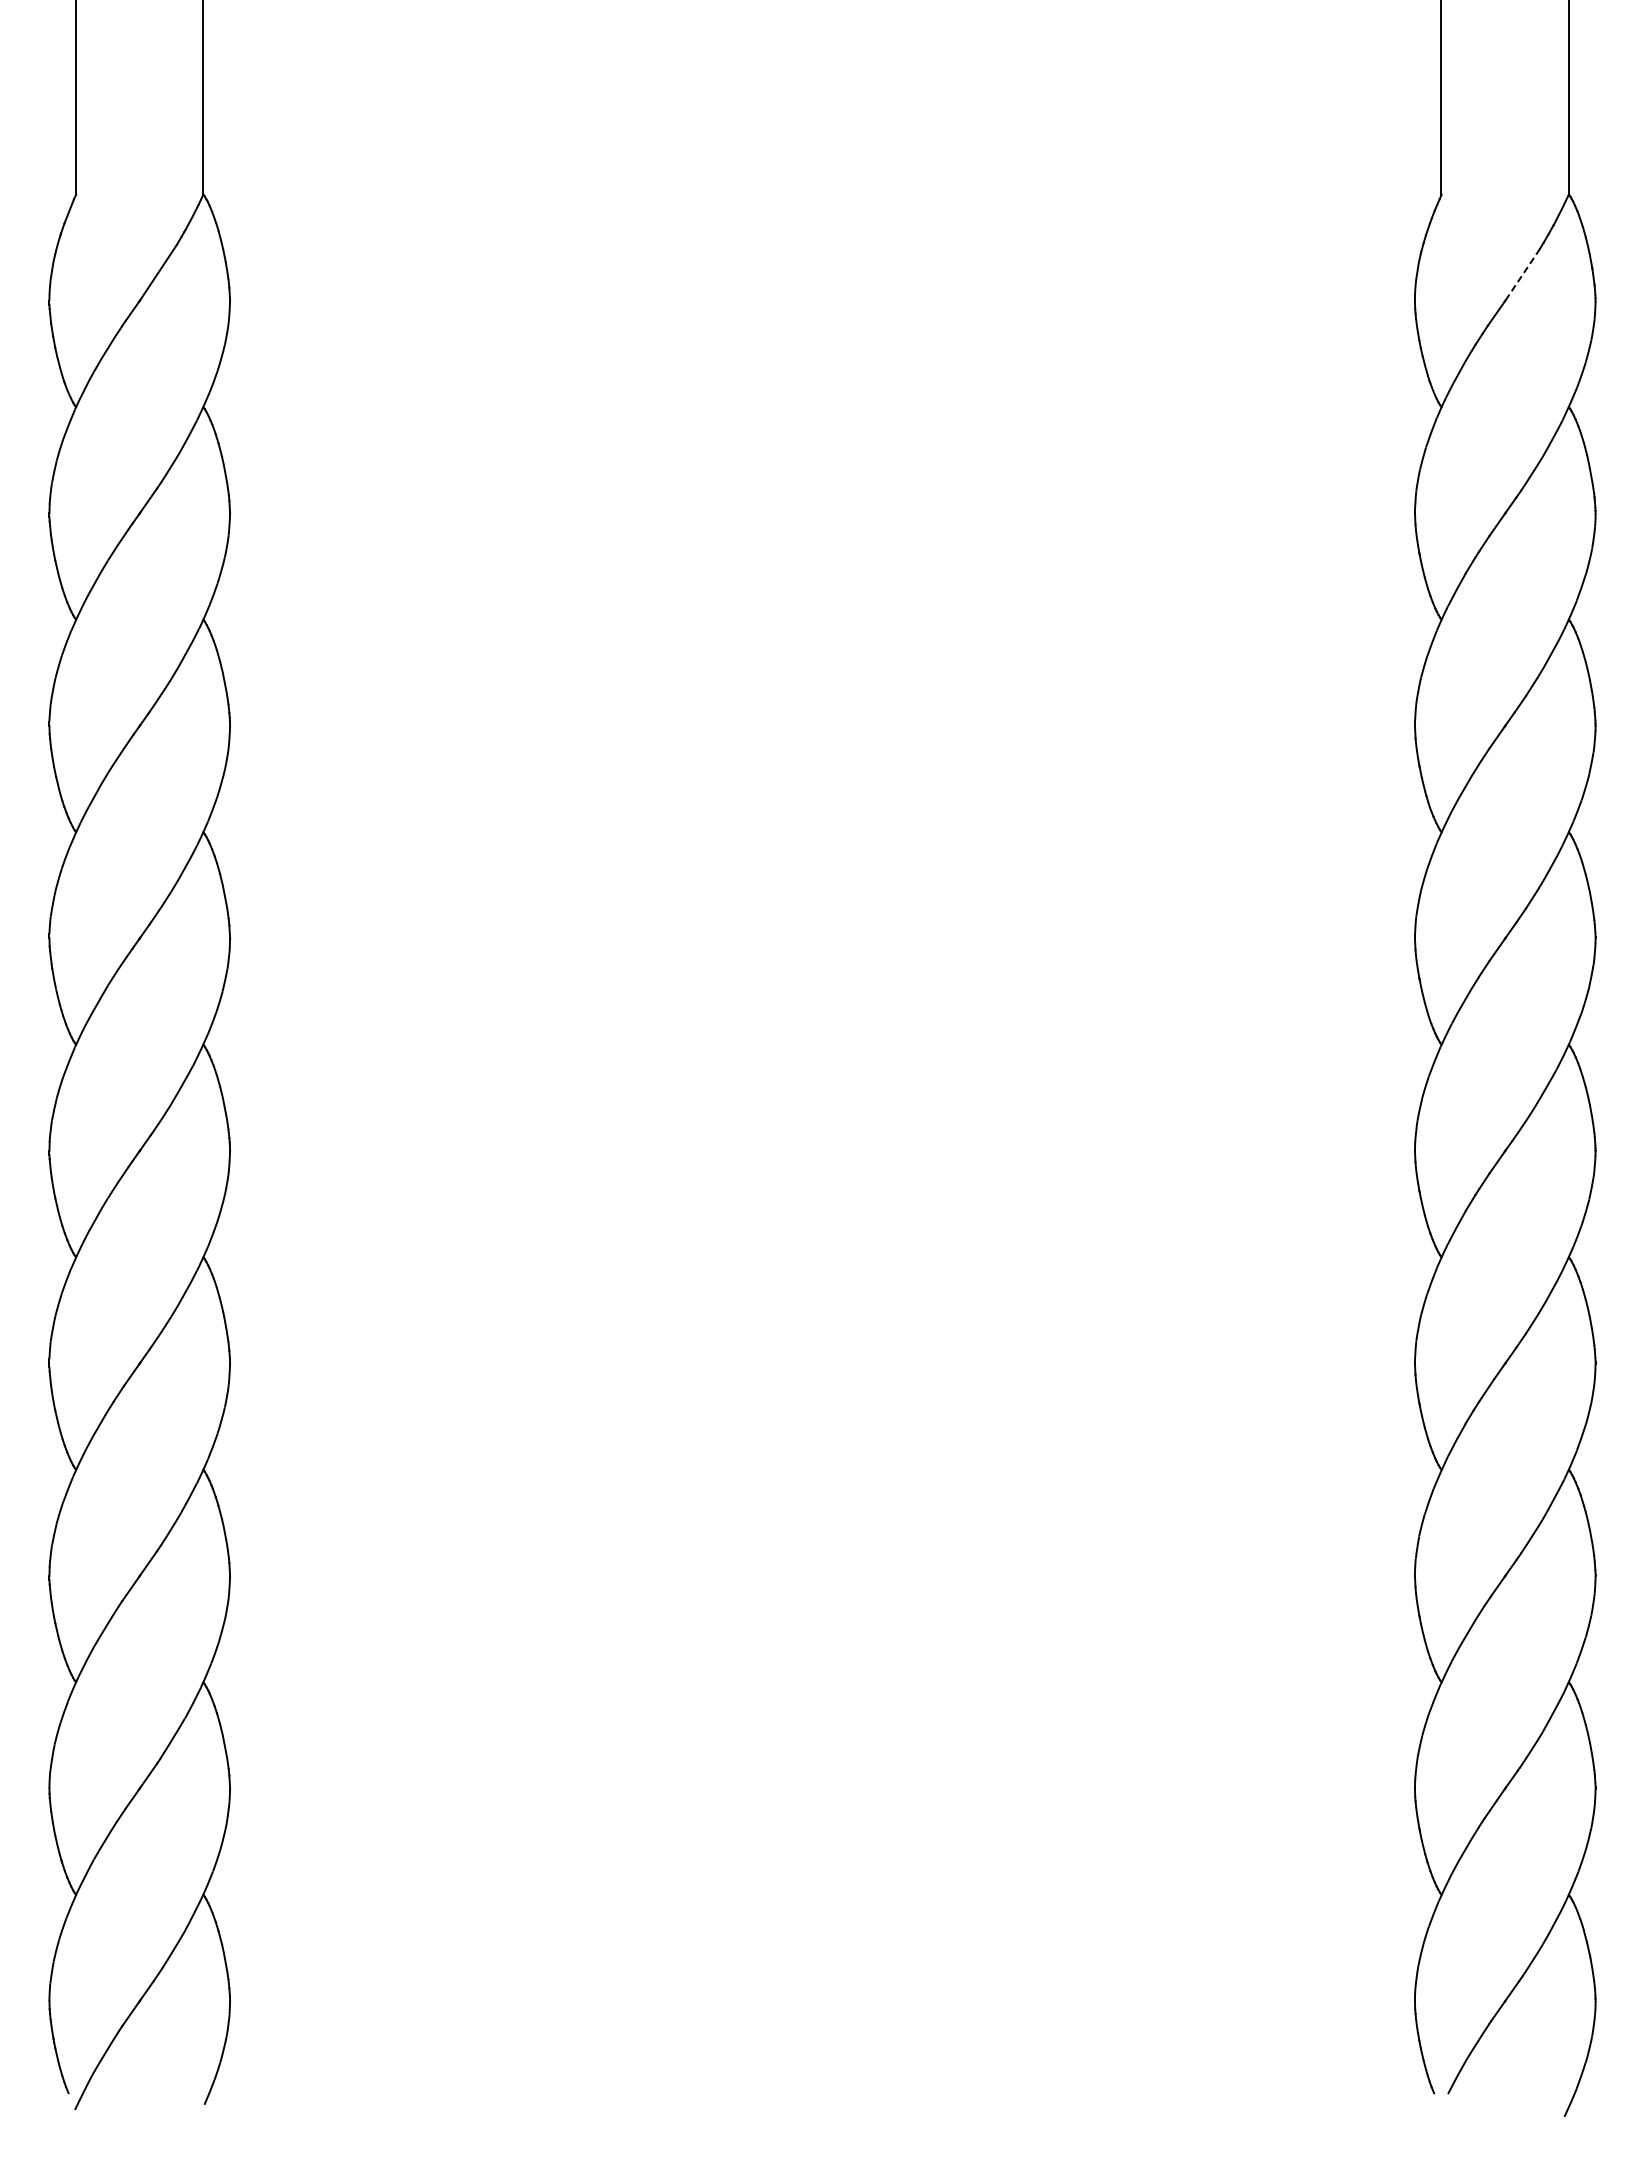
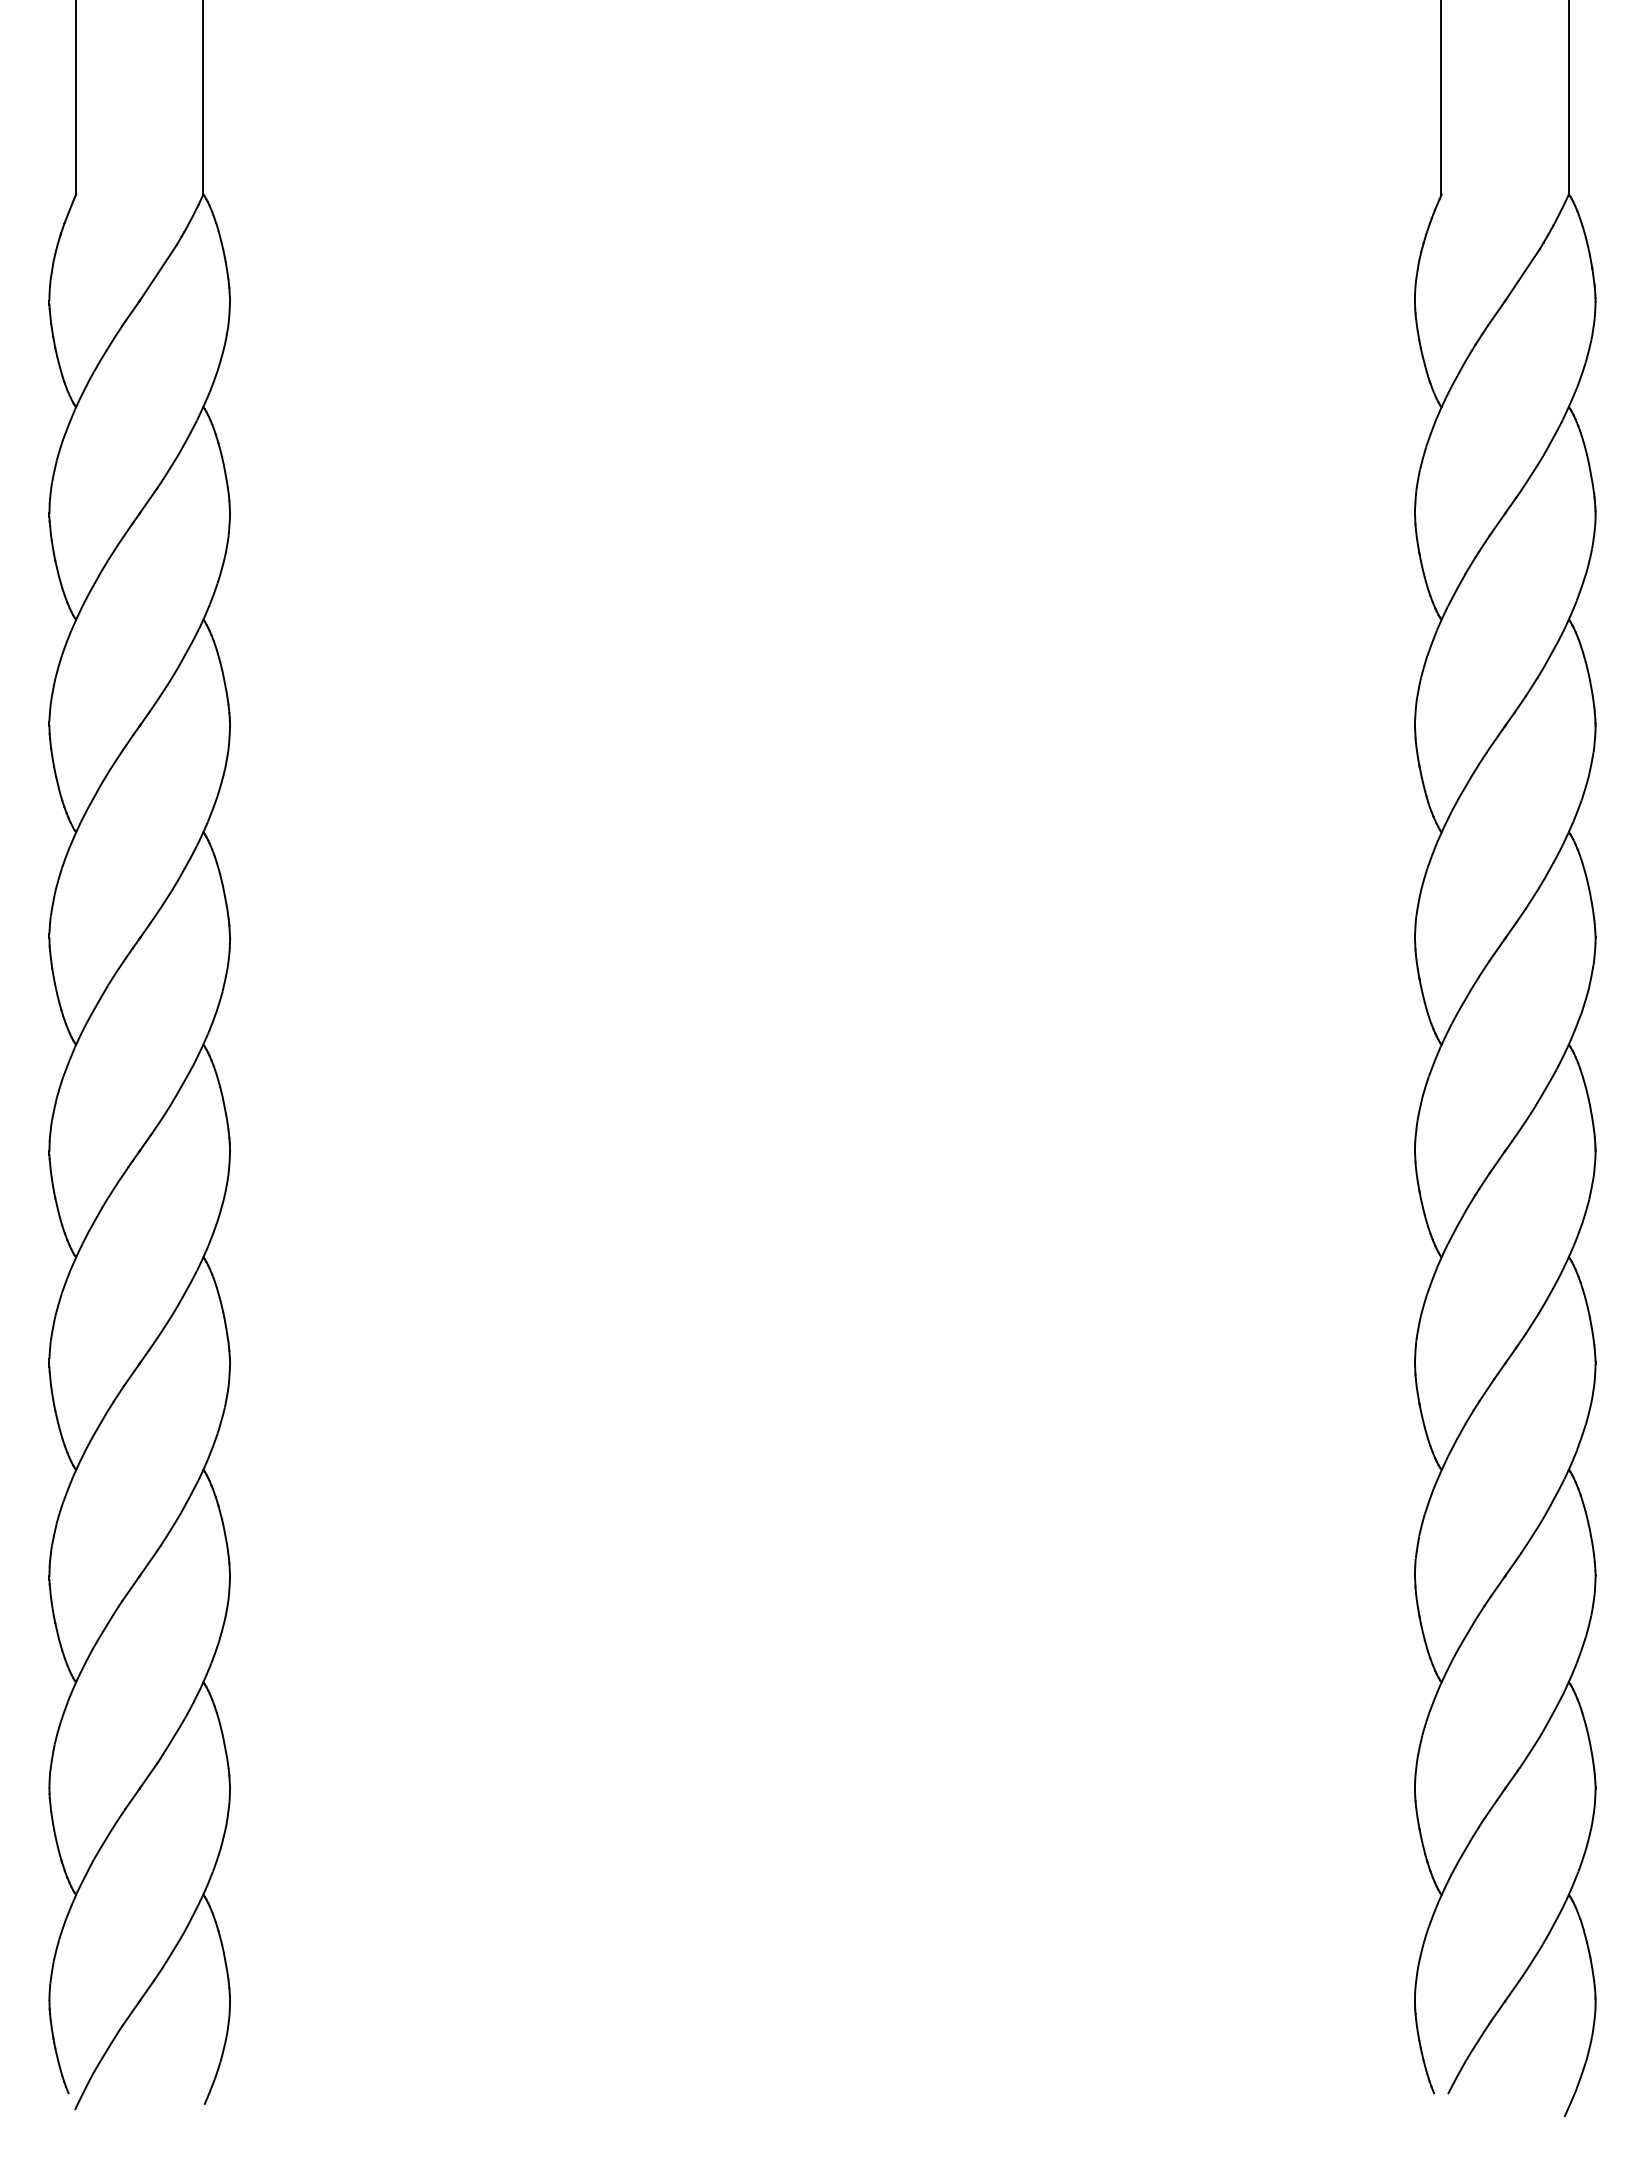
line: dashed -> solid (1522, 274)
